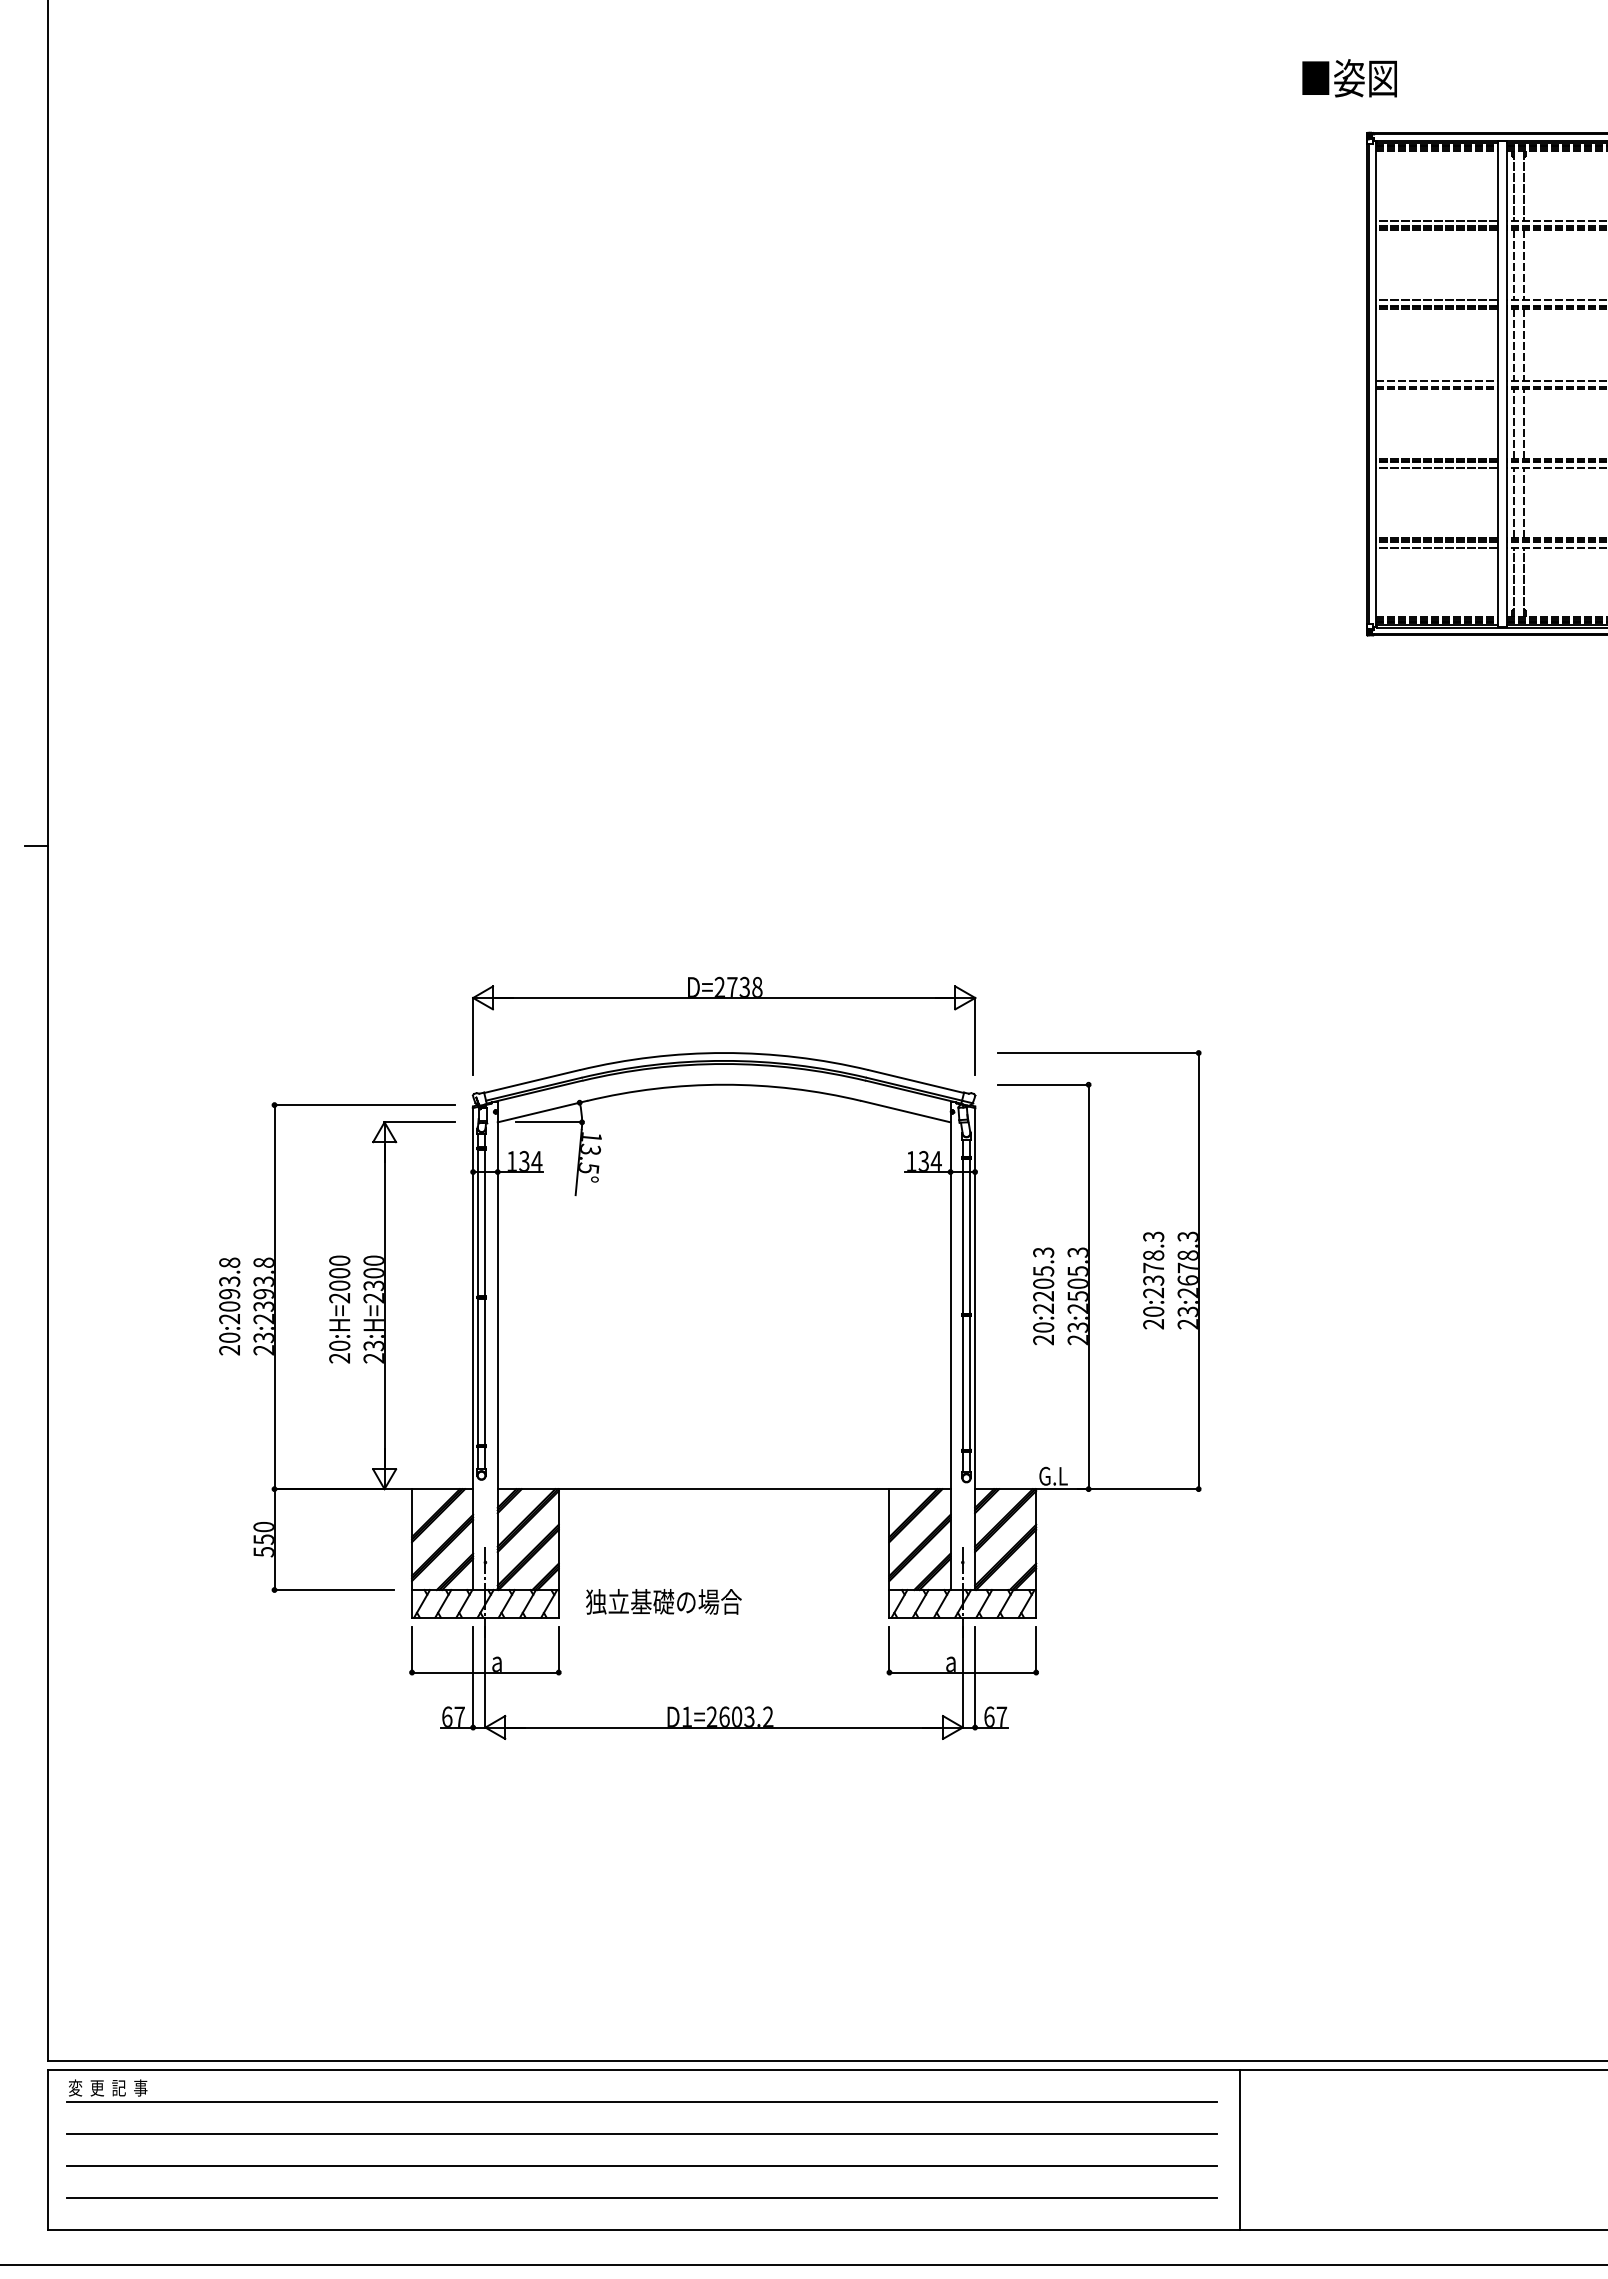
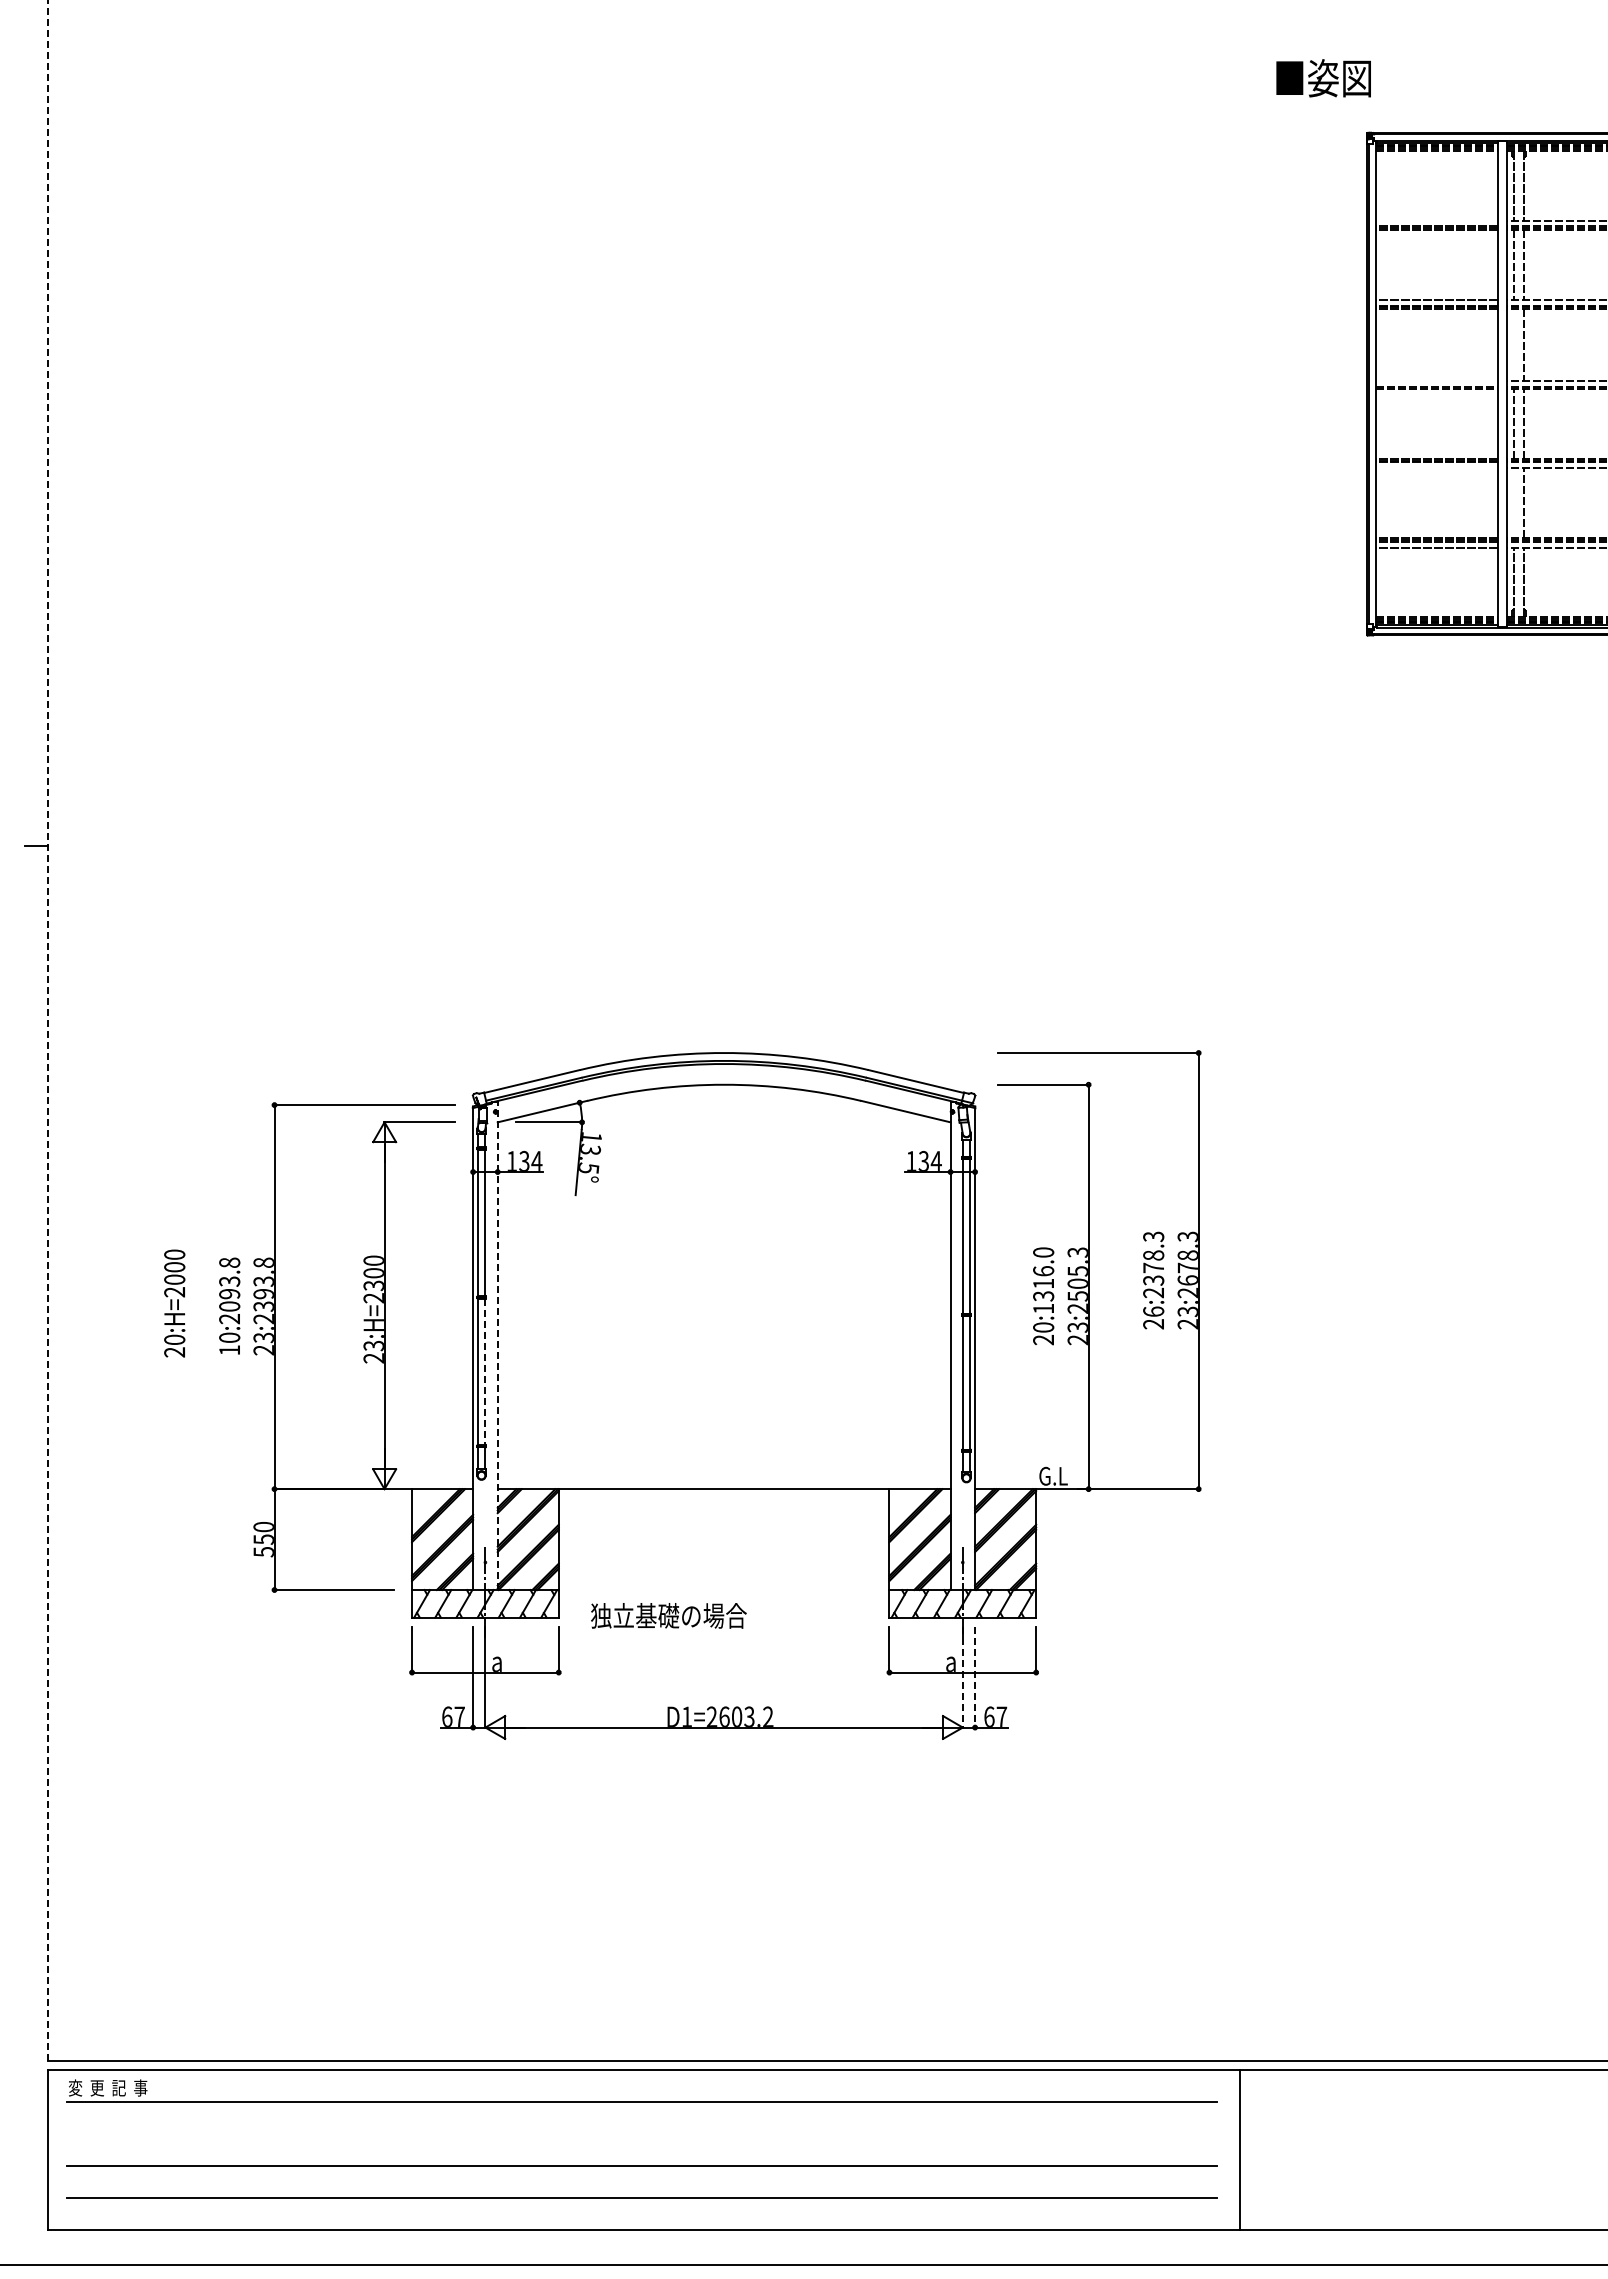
text position: (1349, 78) -> (1323, 78) (1323, 78)
line: present -> none (1436, 220)
line: present -> none (1513, 345)
line: present -> none (1436, 381)
line: present -> none (1436, 467)
line: present -> none (1513, 502)
part: present -> none (724, 998)
line: solid -> dashed (48, 1030)
text: 20:2205.3 -> 20:1316.0 (1043, 1280)
text position: (339, 1309) -> (174, 1303) (174, 1303)
text: 20:2378.3 -> 26:2378.3 (1153, 1311)
line: solid -> dashed (497, 1345)
text: 20:2093.8 -> 10:2093.8 (229, 1350)
line: solid -> dashed (485, 1372)
text position: (663, 1601) -> (668, 1615) (668, 1615)
line: solid -> dashed (962, 1677)
line: solid -> dashed (975, 1677)
line: present -> none (642, 2134)
